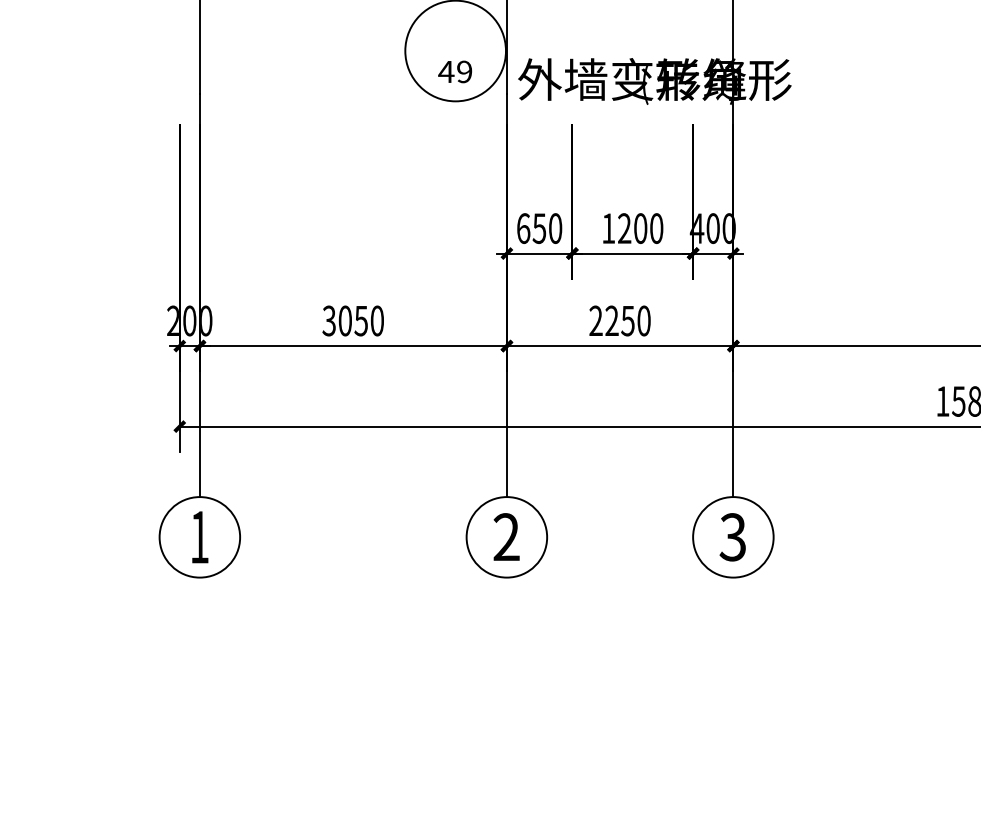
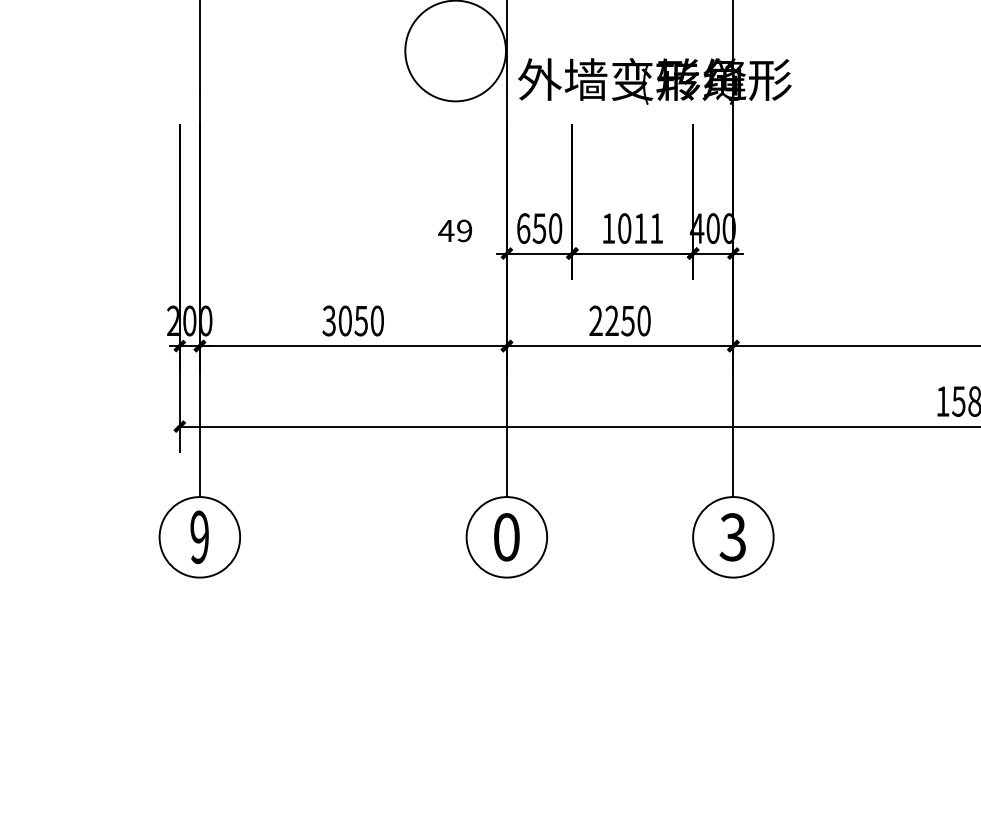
text position: (454, 71) -> (454, 230) (454, 230)
text: 1200 -> 1011 (640, 228)
text: 1 -> 9 (199, 537)
text: 2 -> 0 (506, 537)
